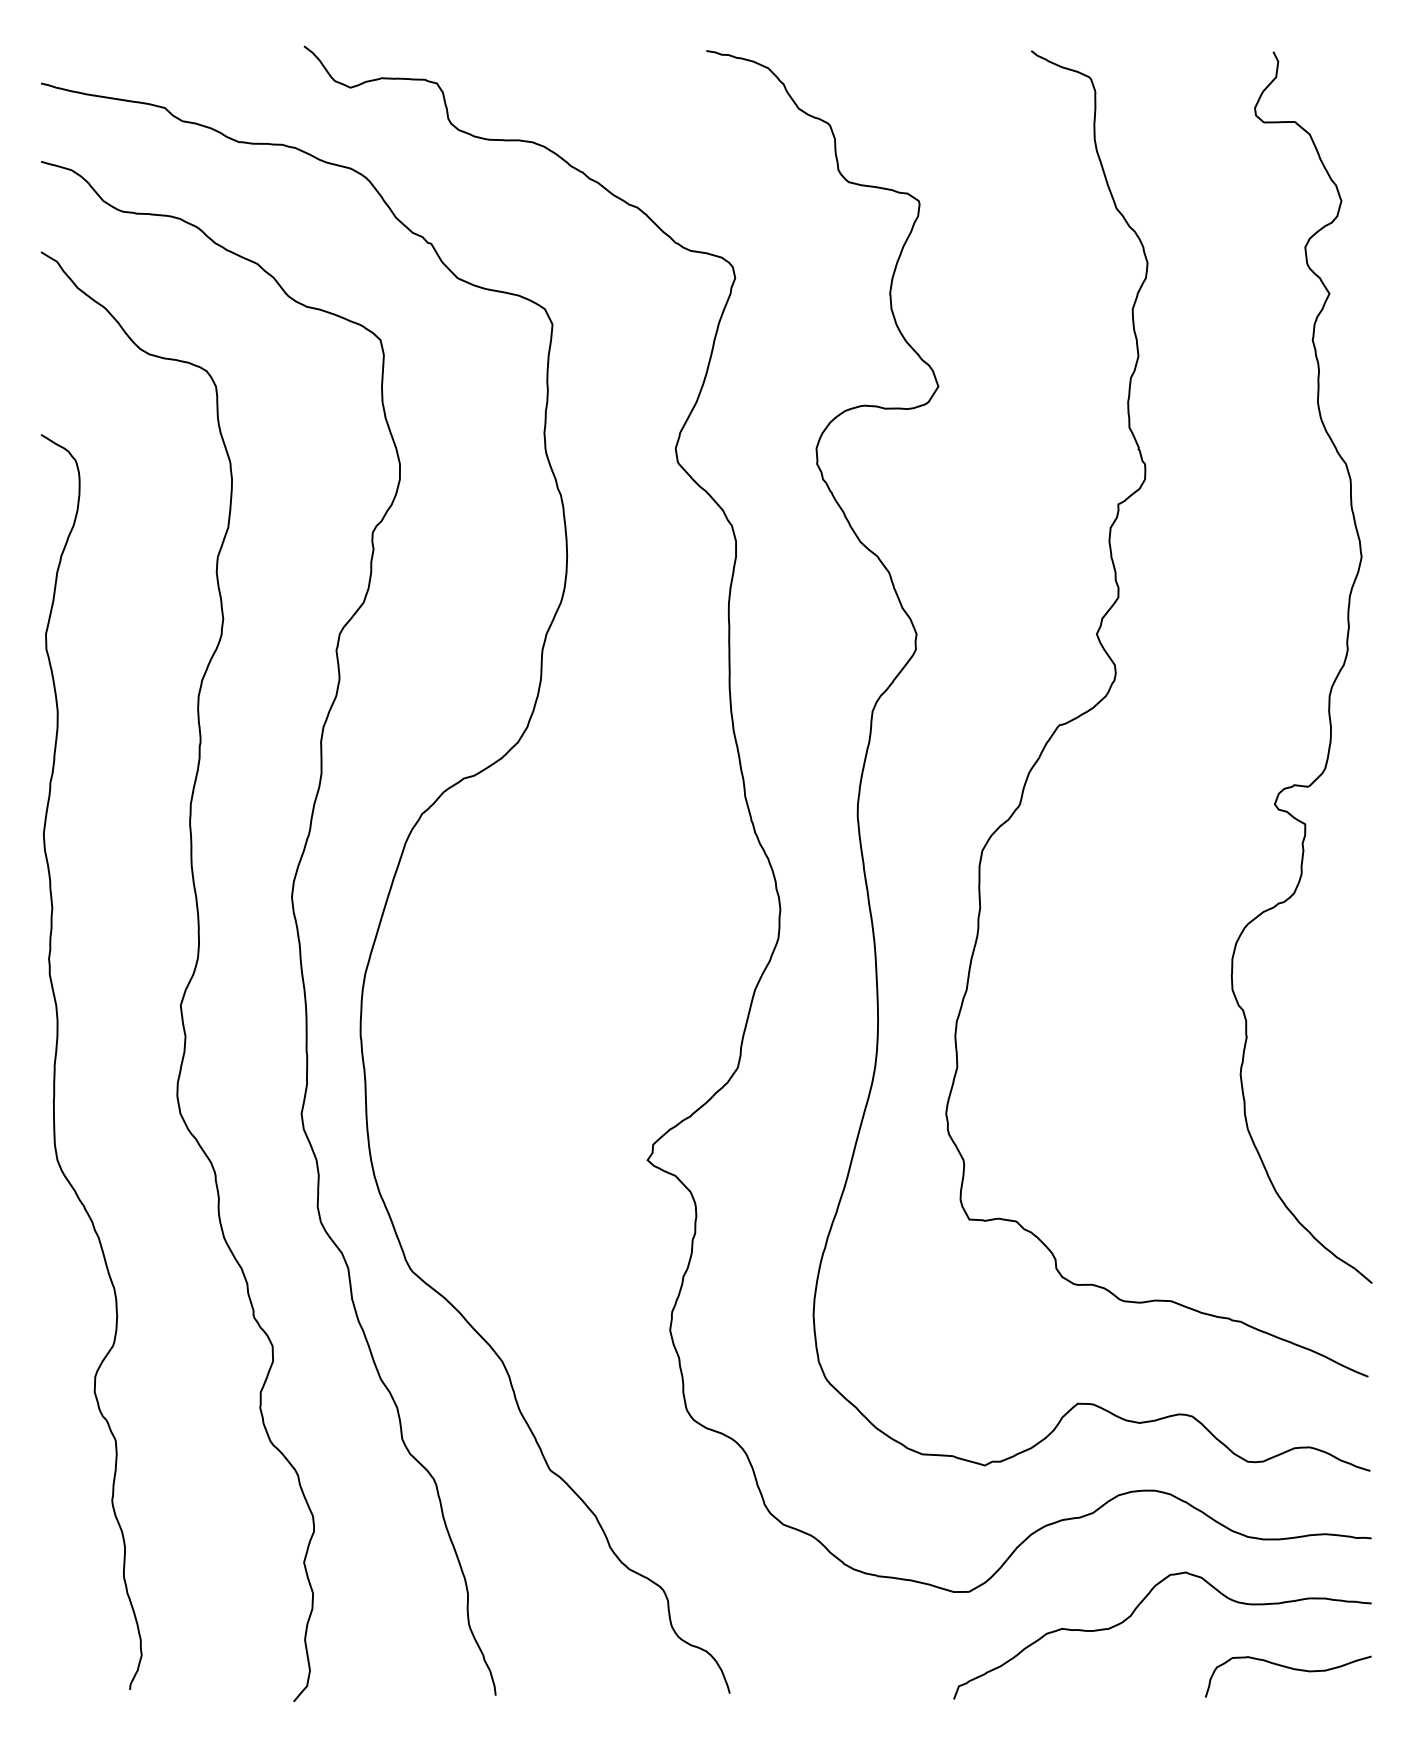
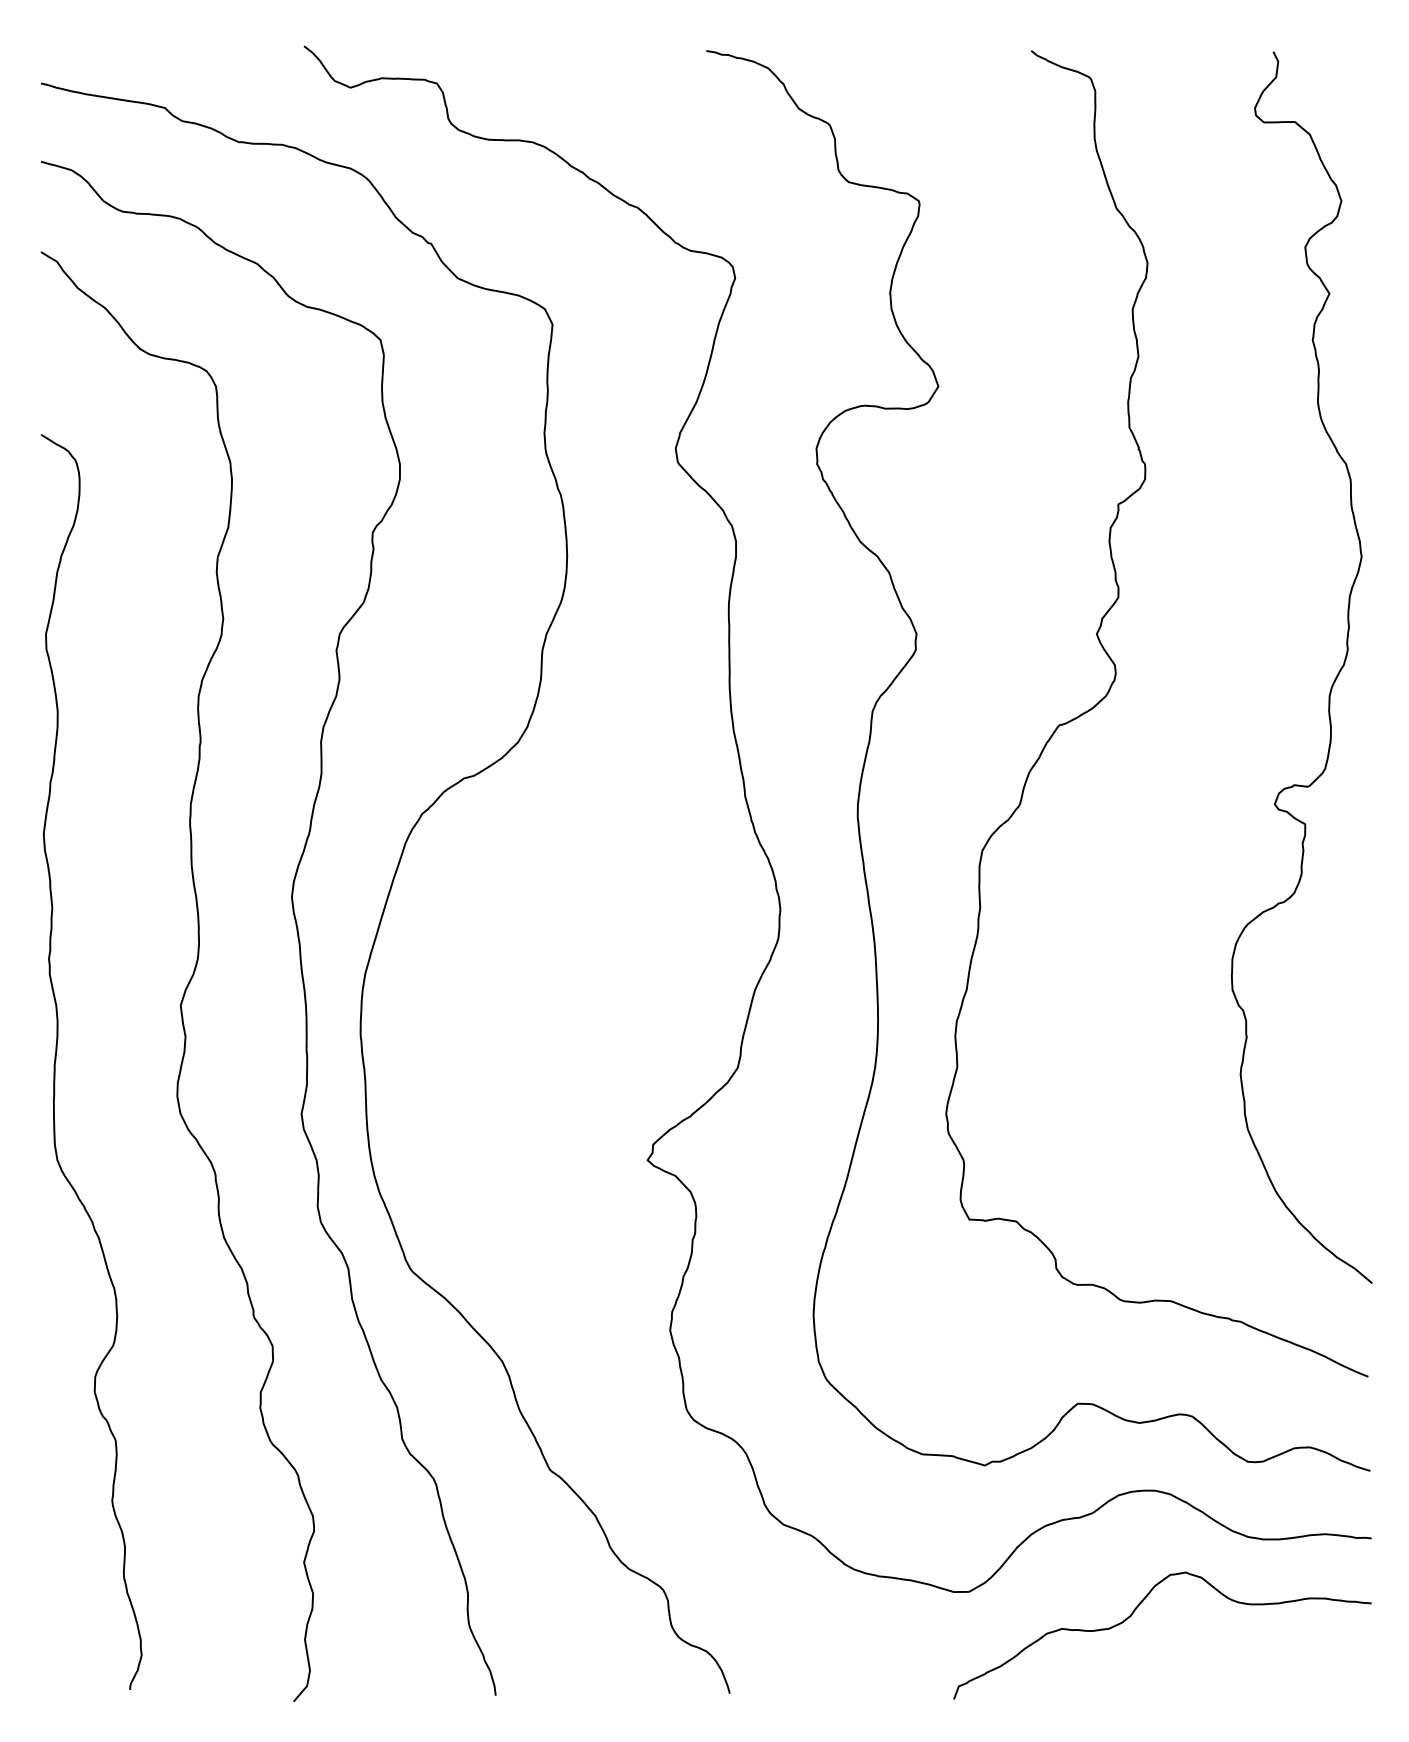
curve: present -> none (1290, 1669)
